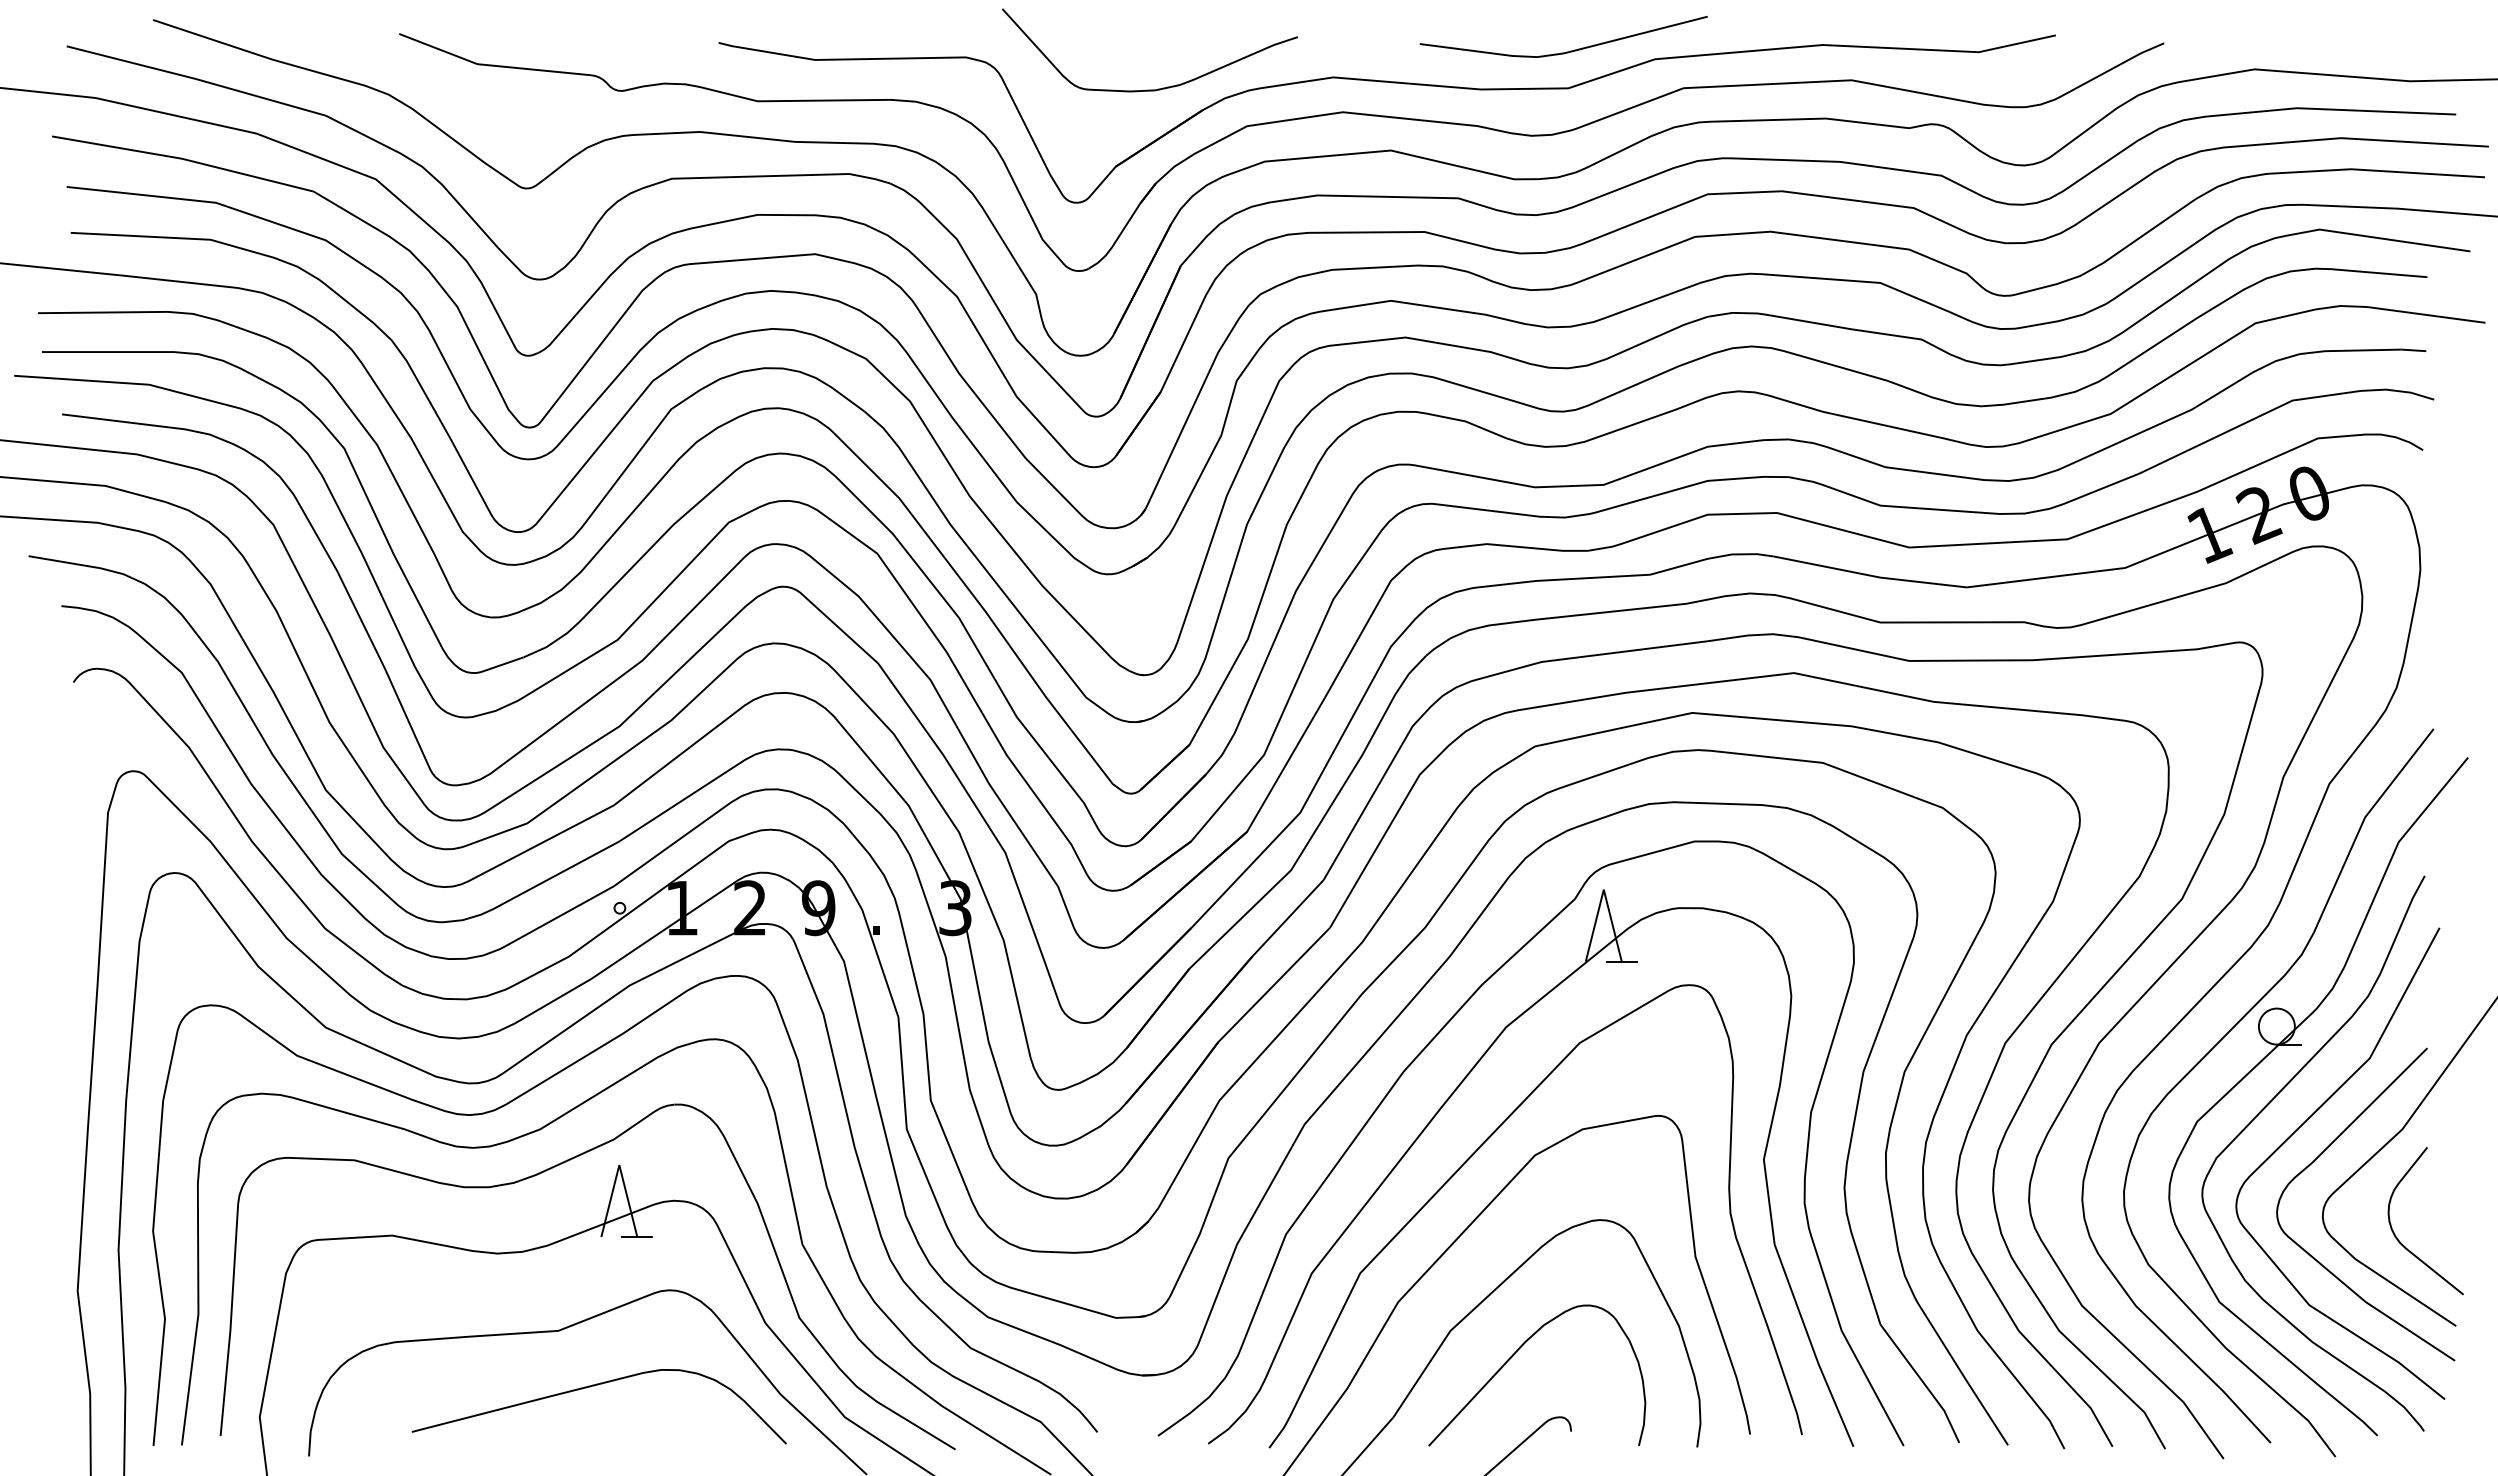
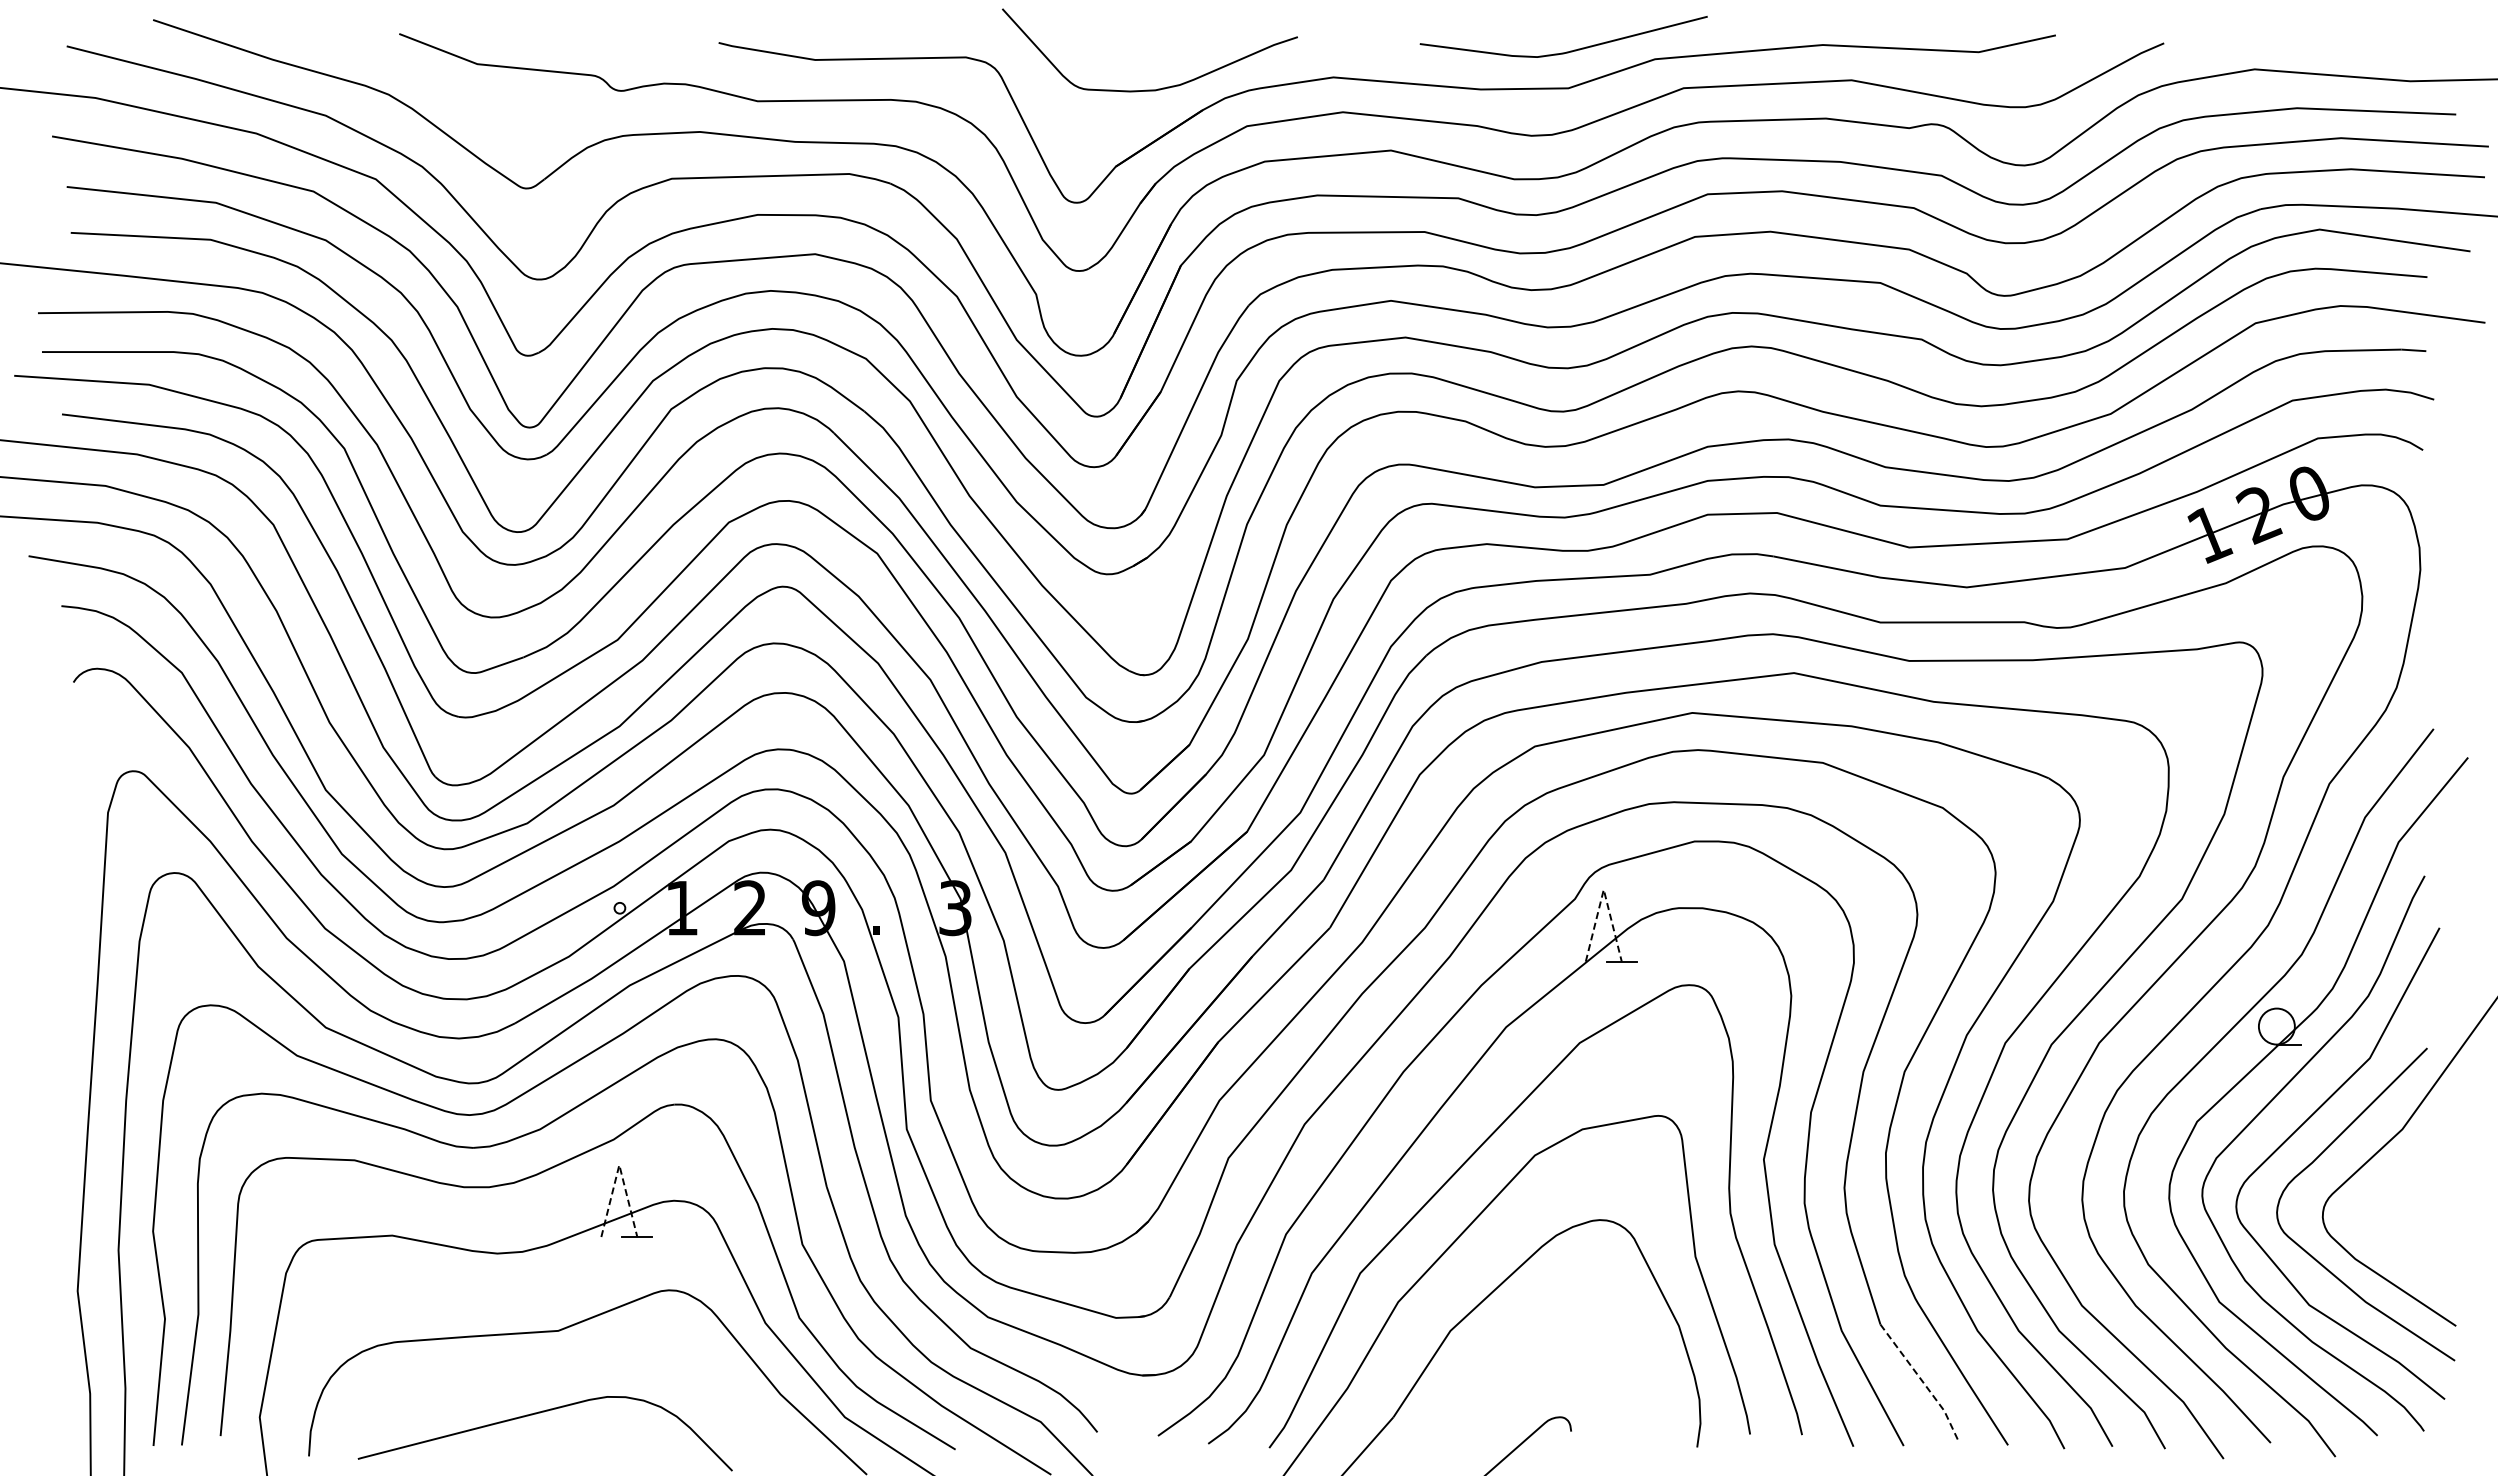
line: solid -> dashed (1603, 889)
line: solid -> dashed (619, 1165)
curve: present -> none (2402, 1243)
part: present -> none (1515, 1354)
line: solid -> dashed (1923, 1382)
curve position: (594, 1386) -> (540, 1413) (540, 1413)
